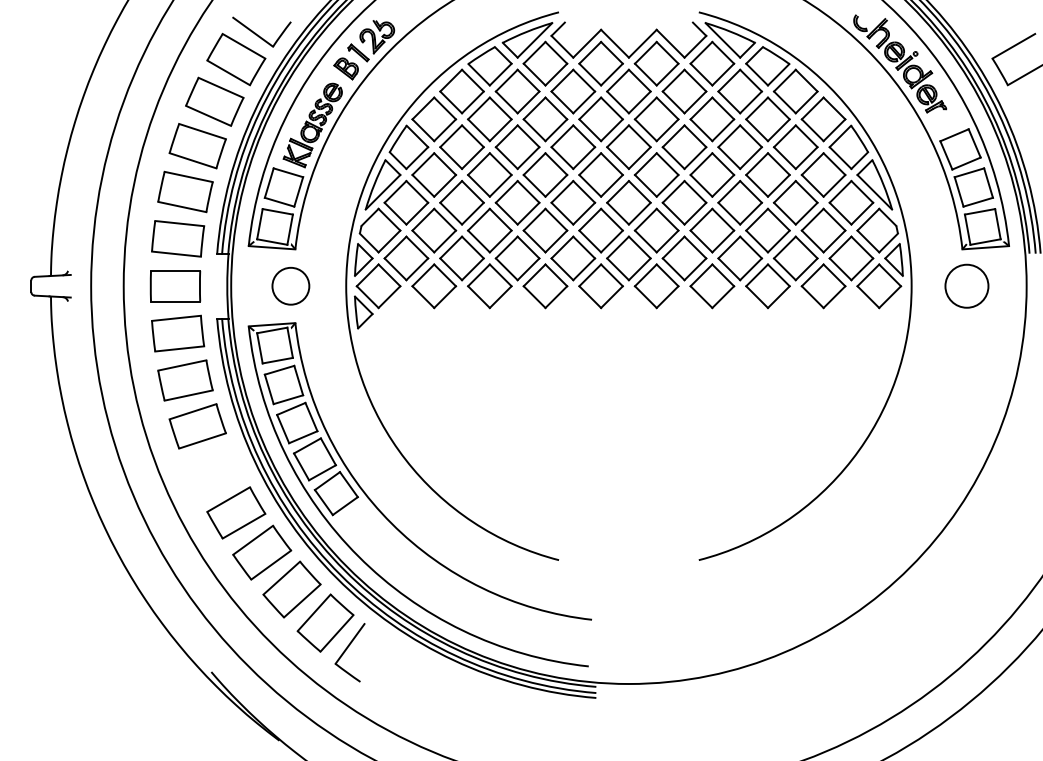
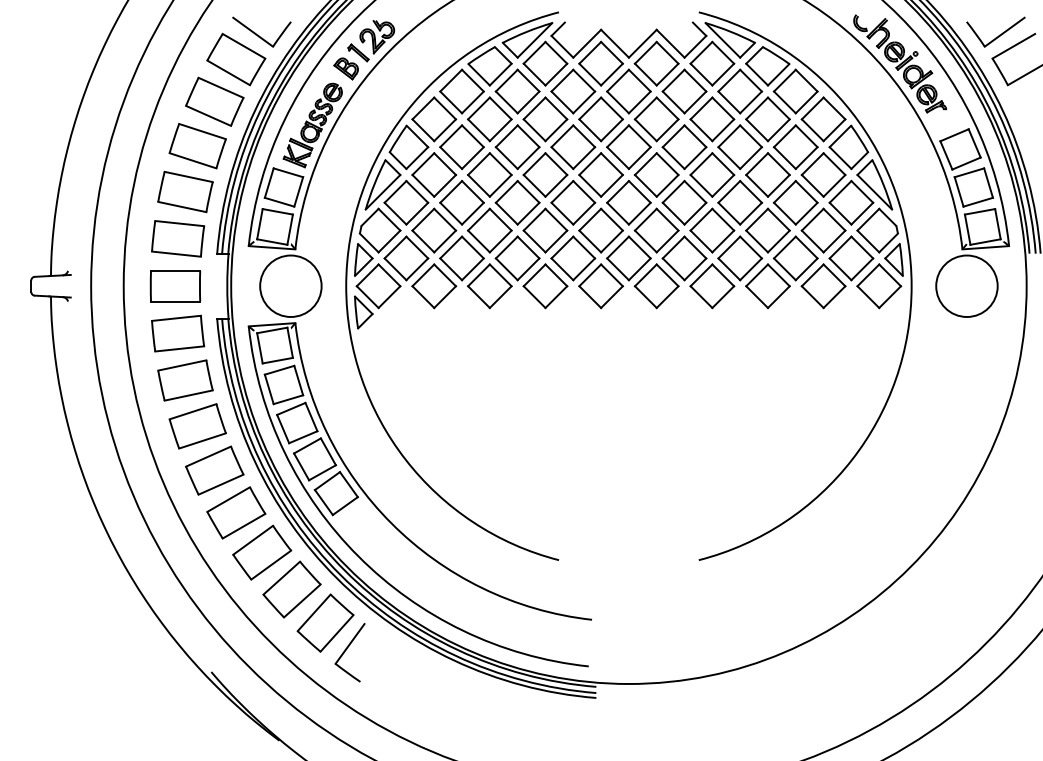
part: none -> present (995, 31)
circle diameter: 37 px -> 61 px (290, 285)
circle diameter: 43 px -> 61 px (966, 285)
part: none -> present (214, 470)
